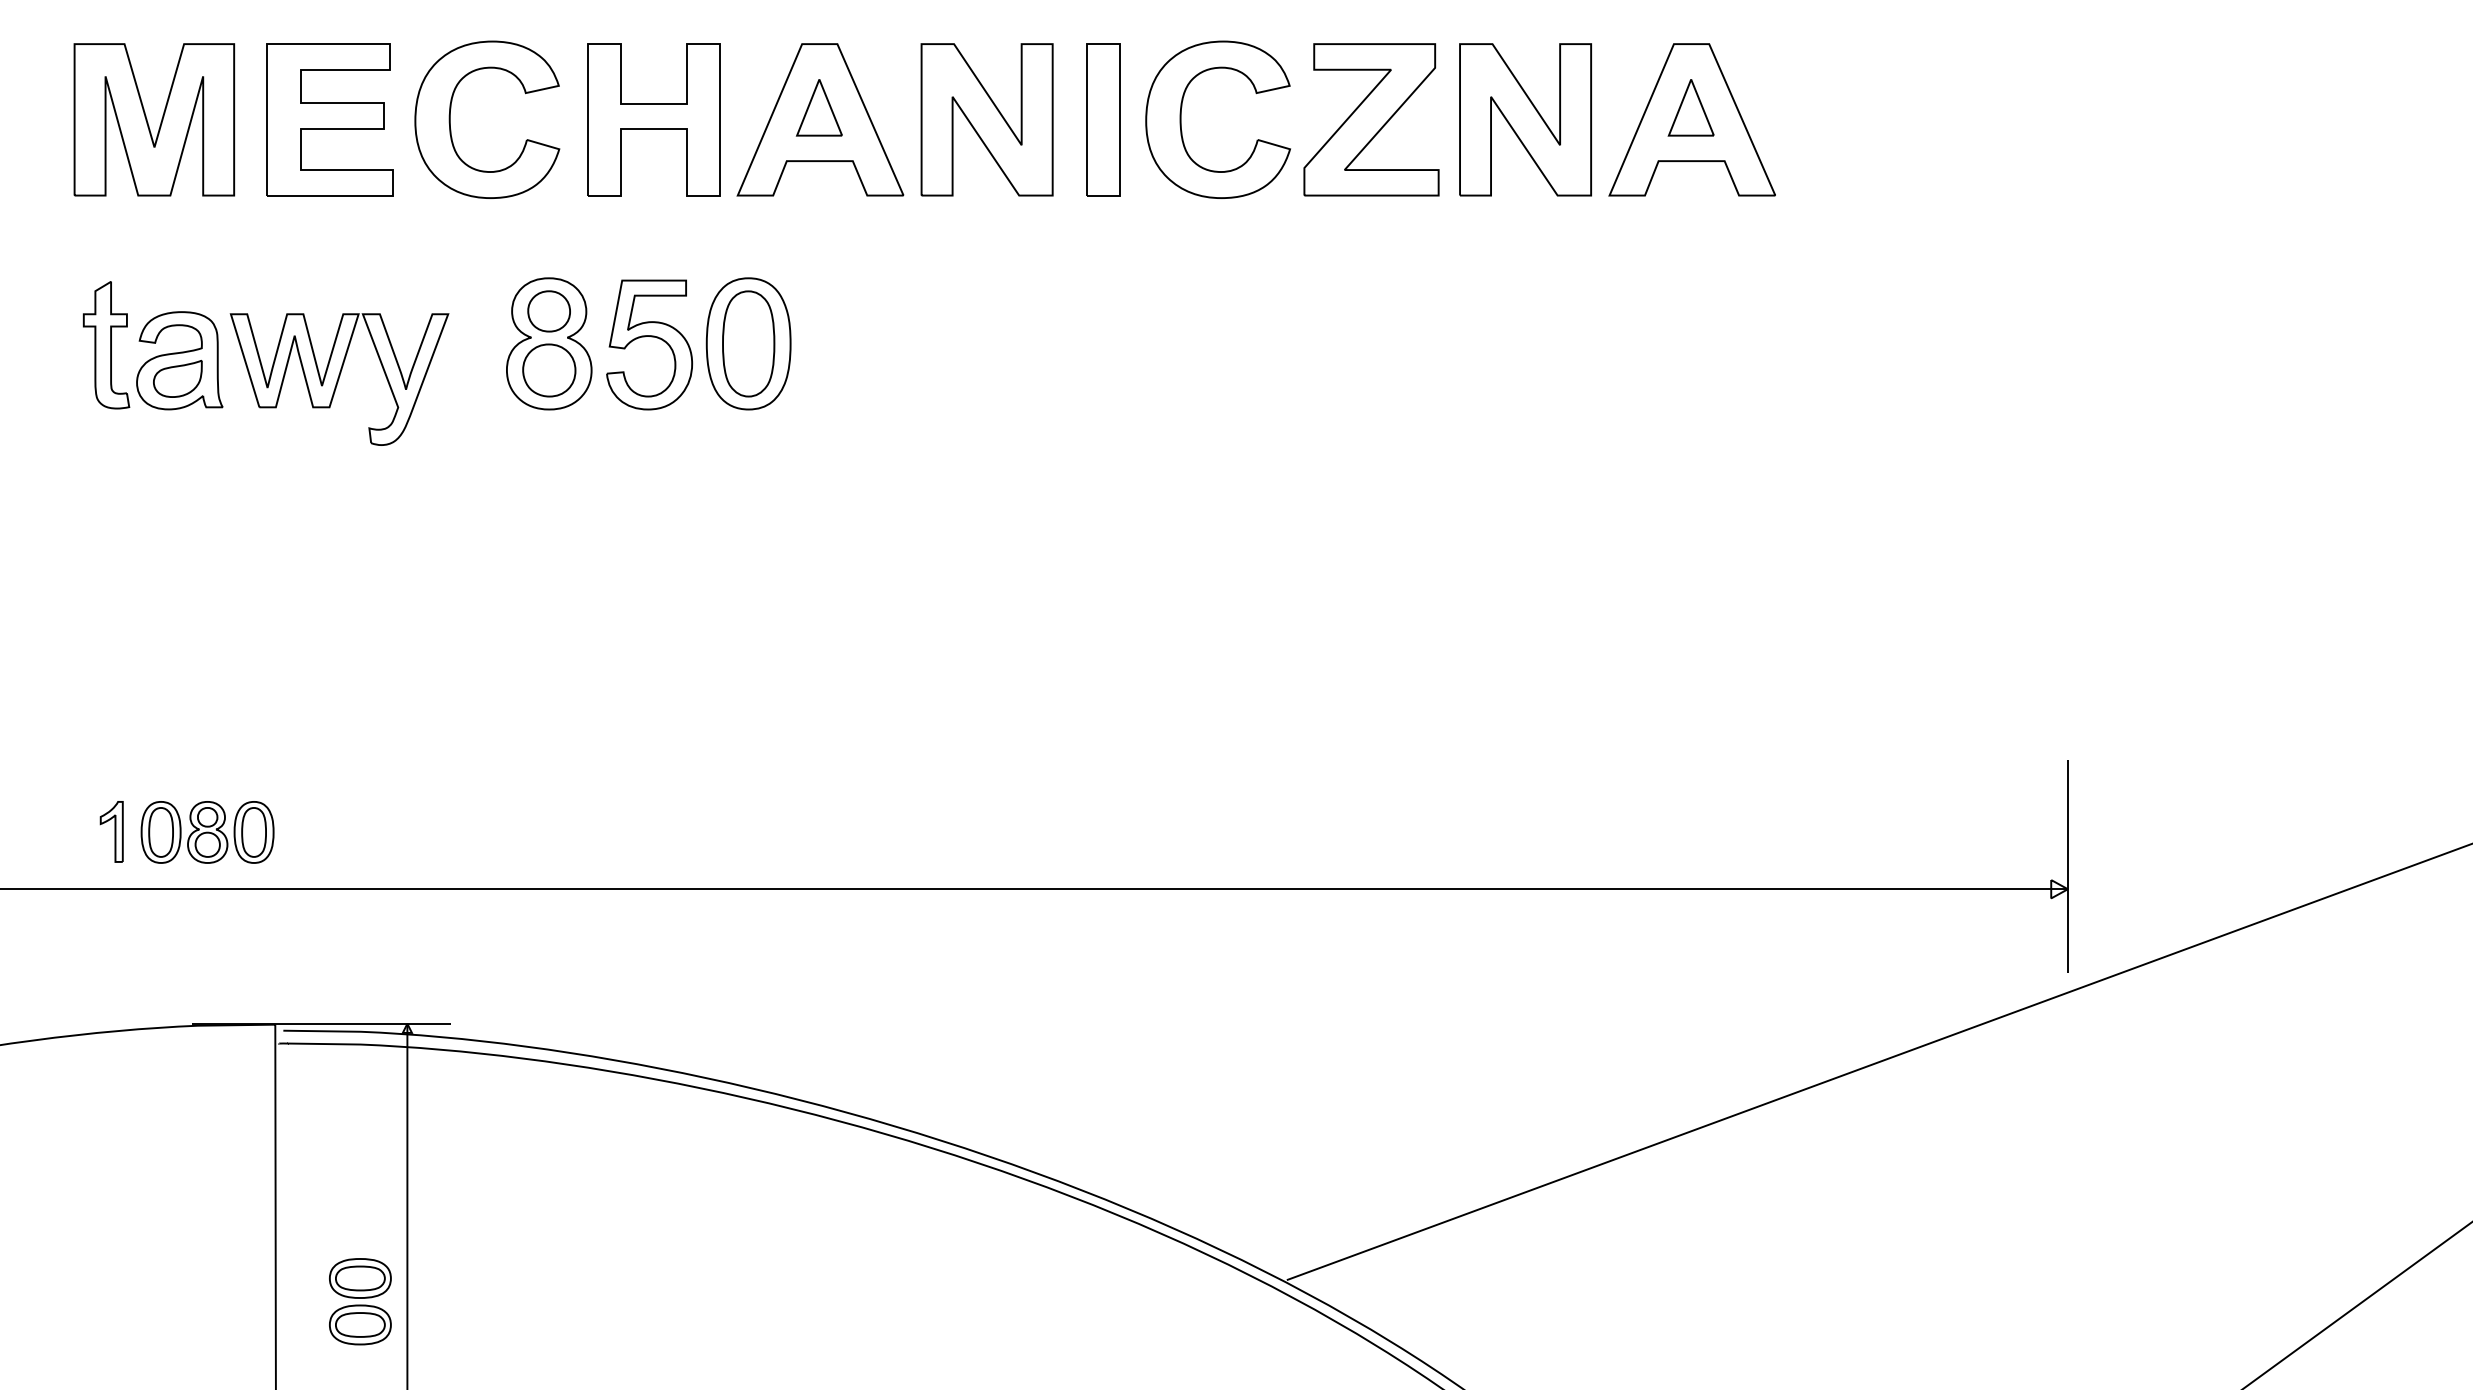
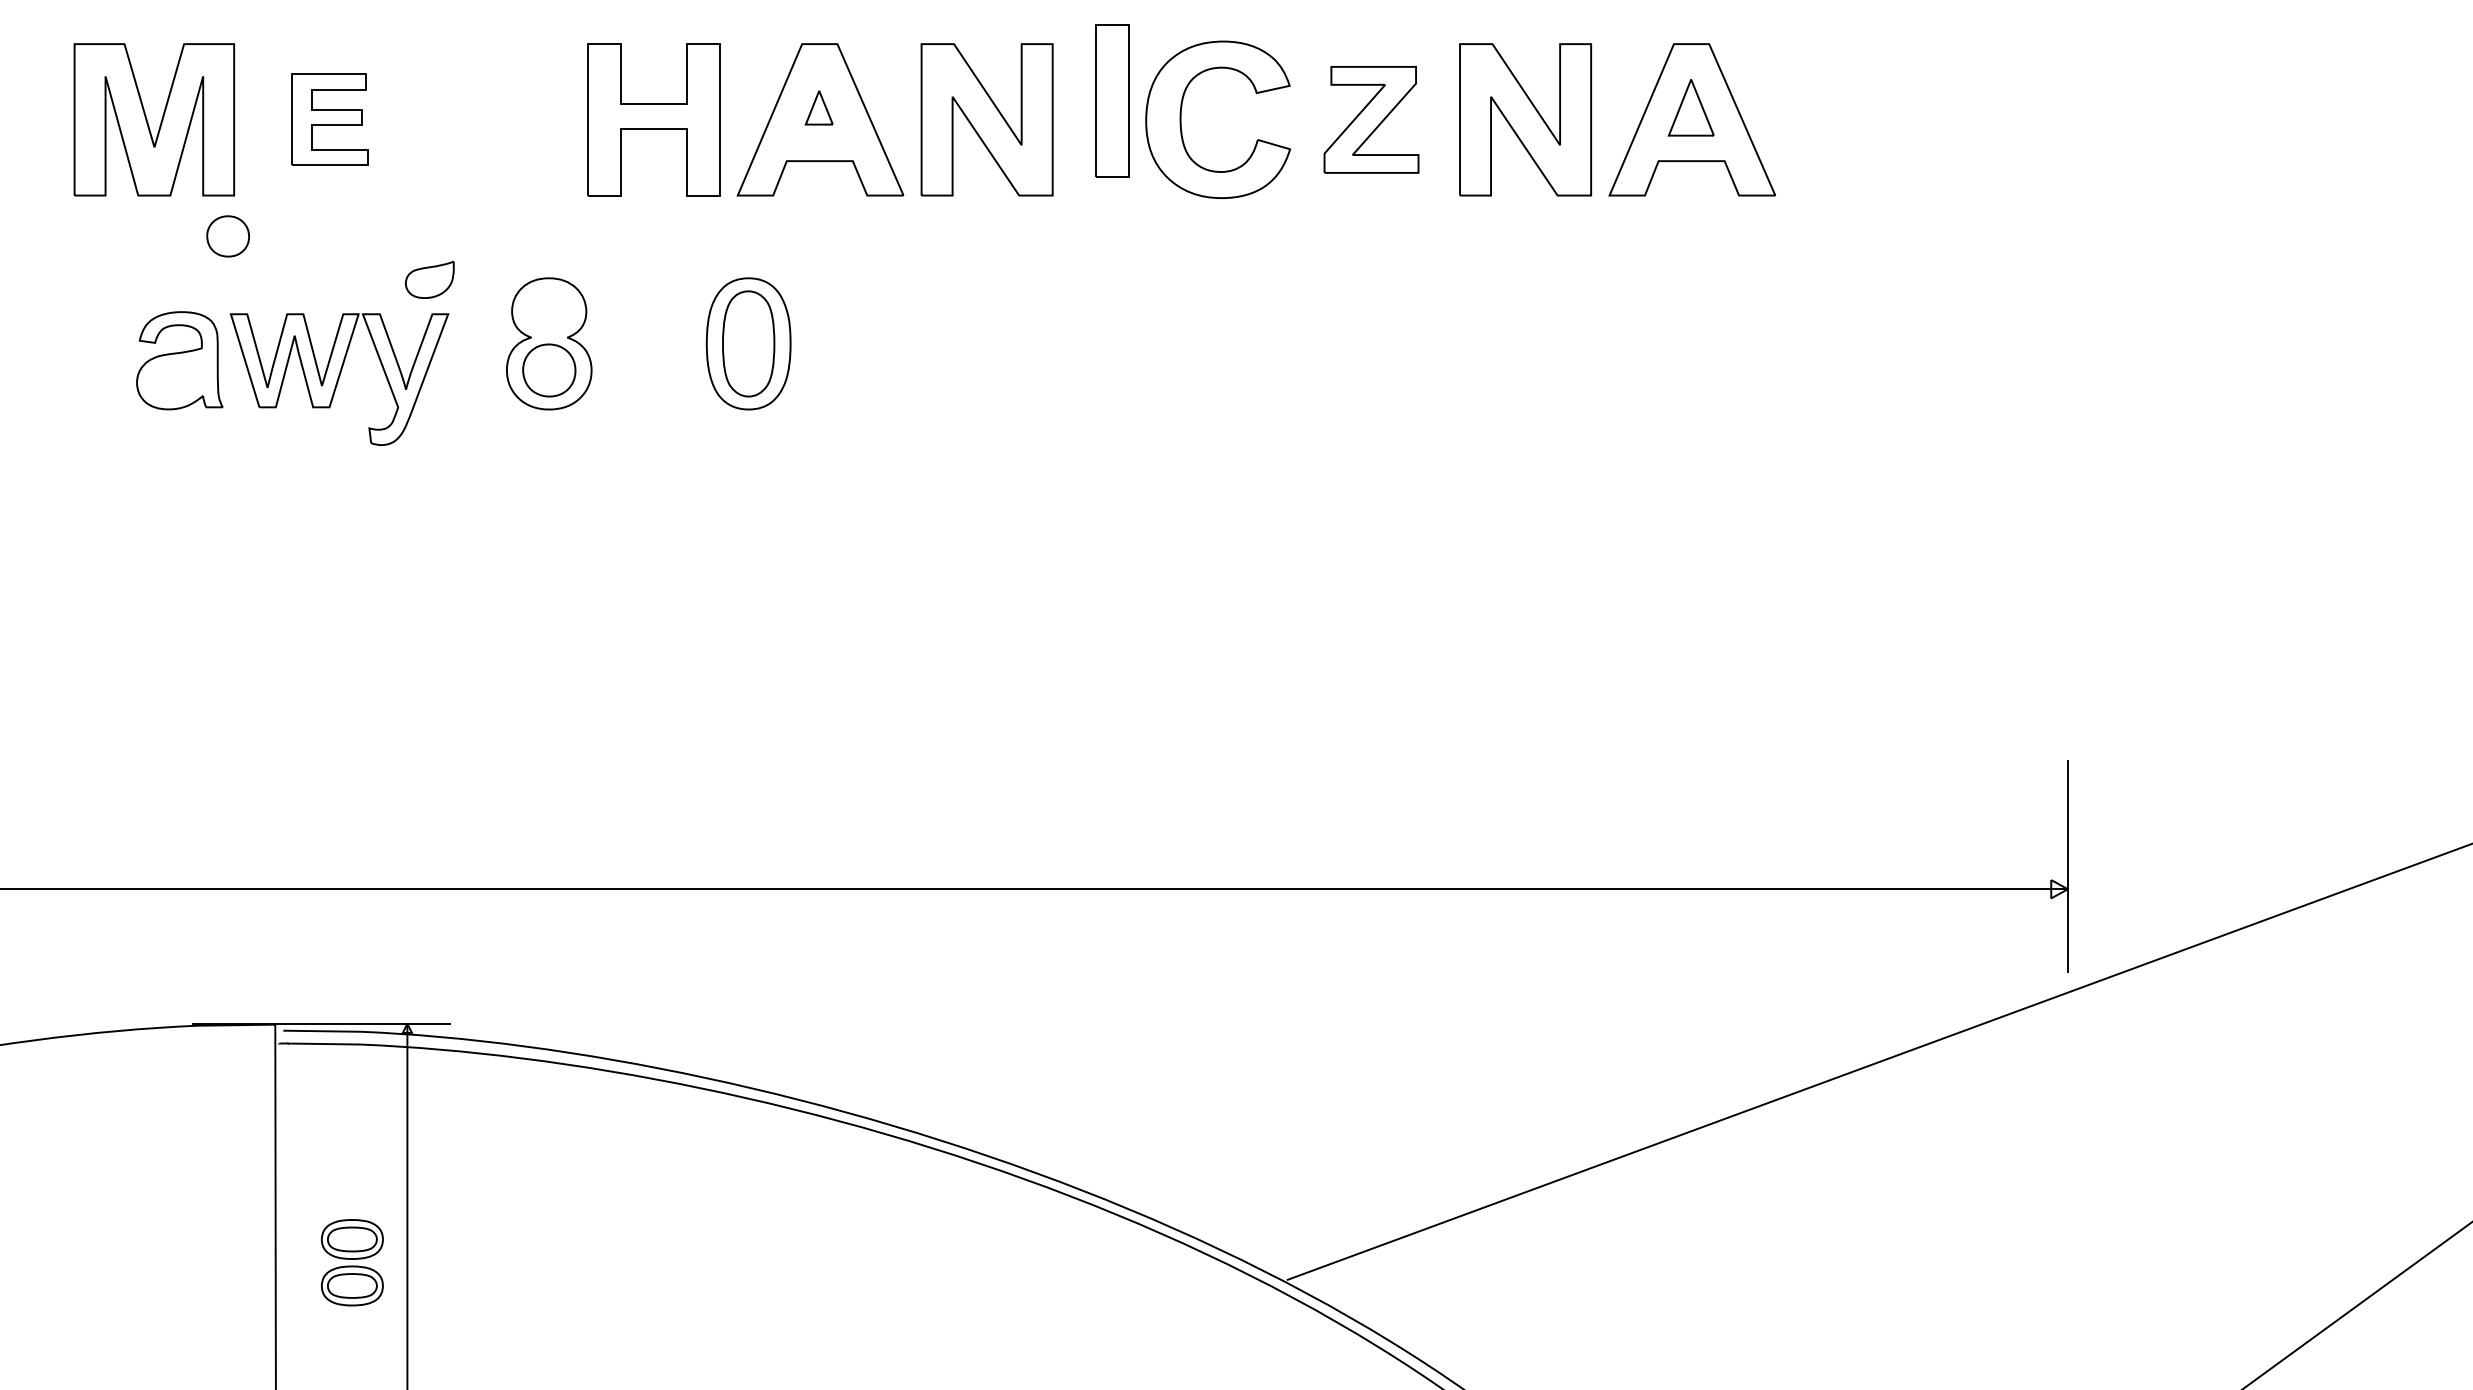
part size: 48x58 px -> 30x36 px (818, 107)
part size: 128x154 px -> 78x93 px (329, 119)
part: present -> none (450, 119)
part position: (1103, 119) -> (1112, 100) (1112, 100)
part size: 137x154 px -> 97x108 px (1371, 119)
part position: (548, 311) -> (227, 236) (227, 236)
part: present -> none (651, 337)
part: present -> none (106, 345)
part position: (177, 378) -> (429, 279) (429, 279)
part: present -> none (111, 831)
part: present -> none (207, 832)
part position: (360, 1301) -> (352, 1262) (352, 1262)
